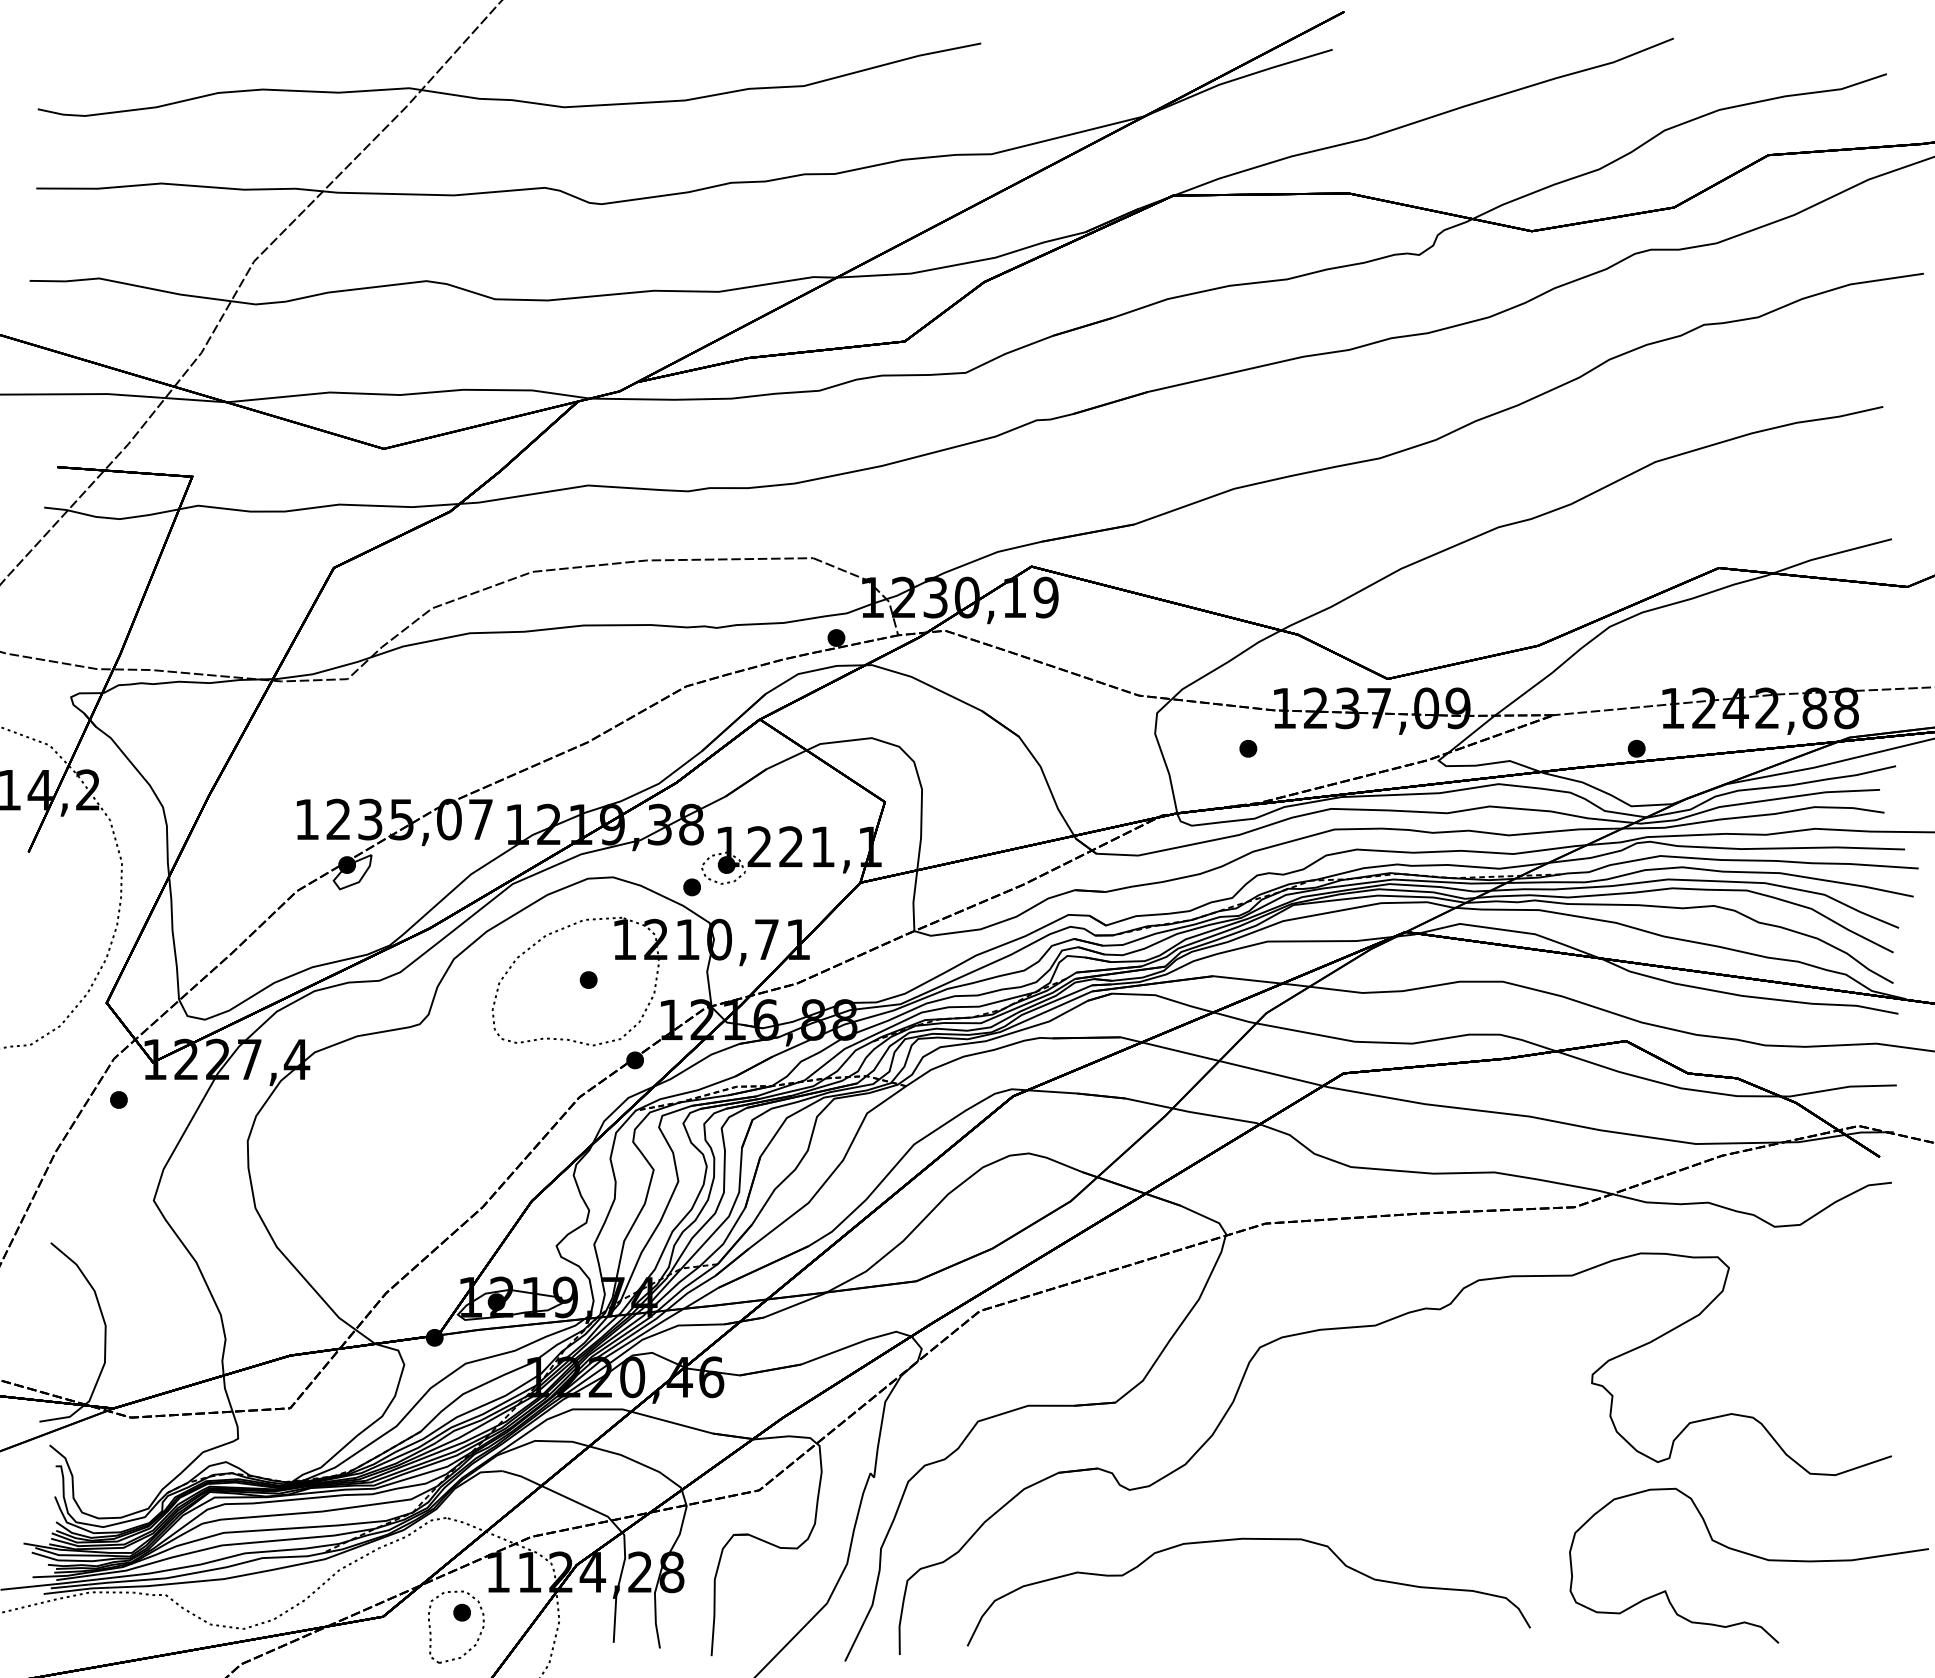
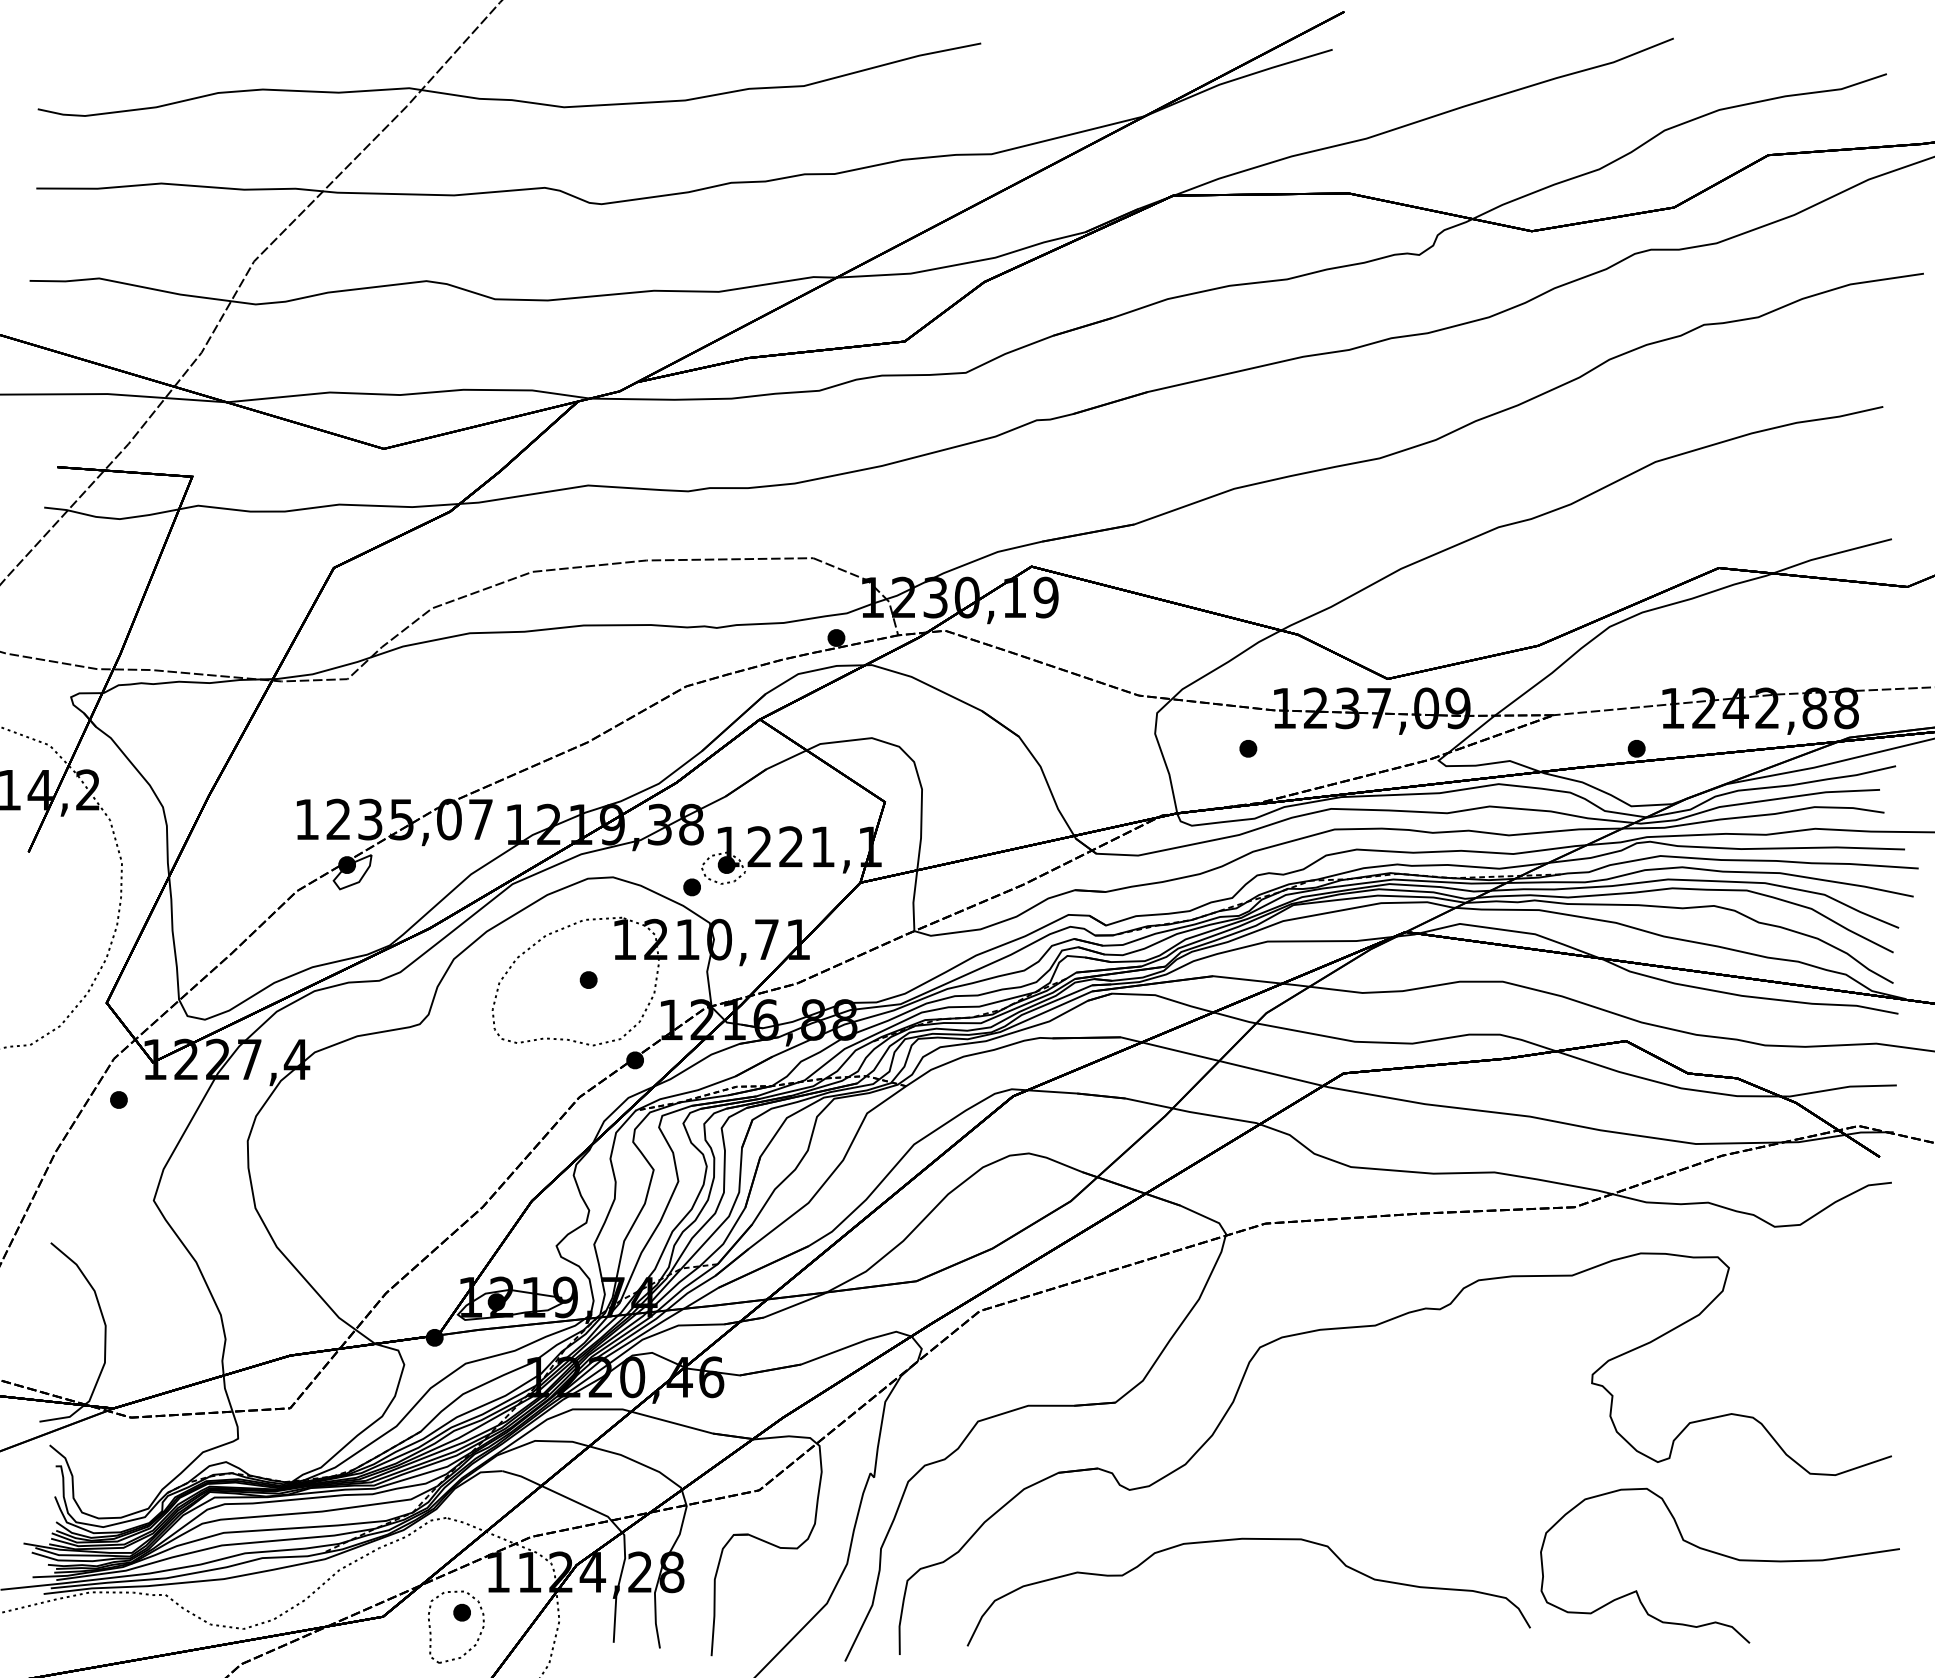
curve position: (1752, 1556) -> (1723, 1556) (1723, 1556)
